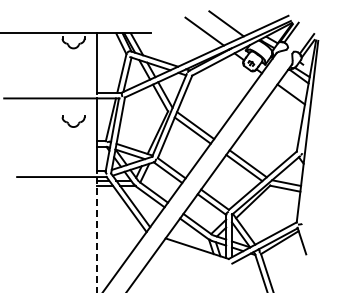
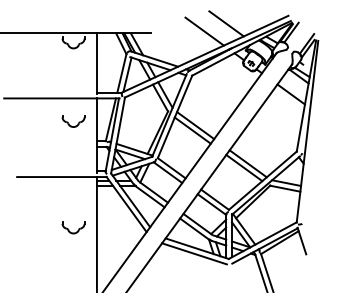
part: none -> present (73, 227)
line: dashed -> solid (96, 234)
line: none -> present (194, 253)
